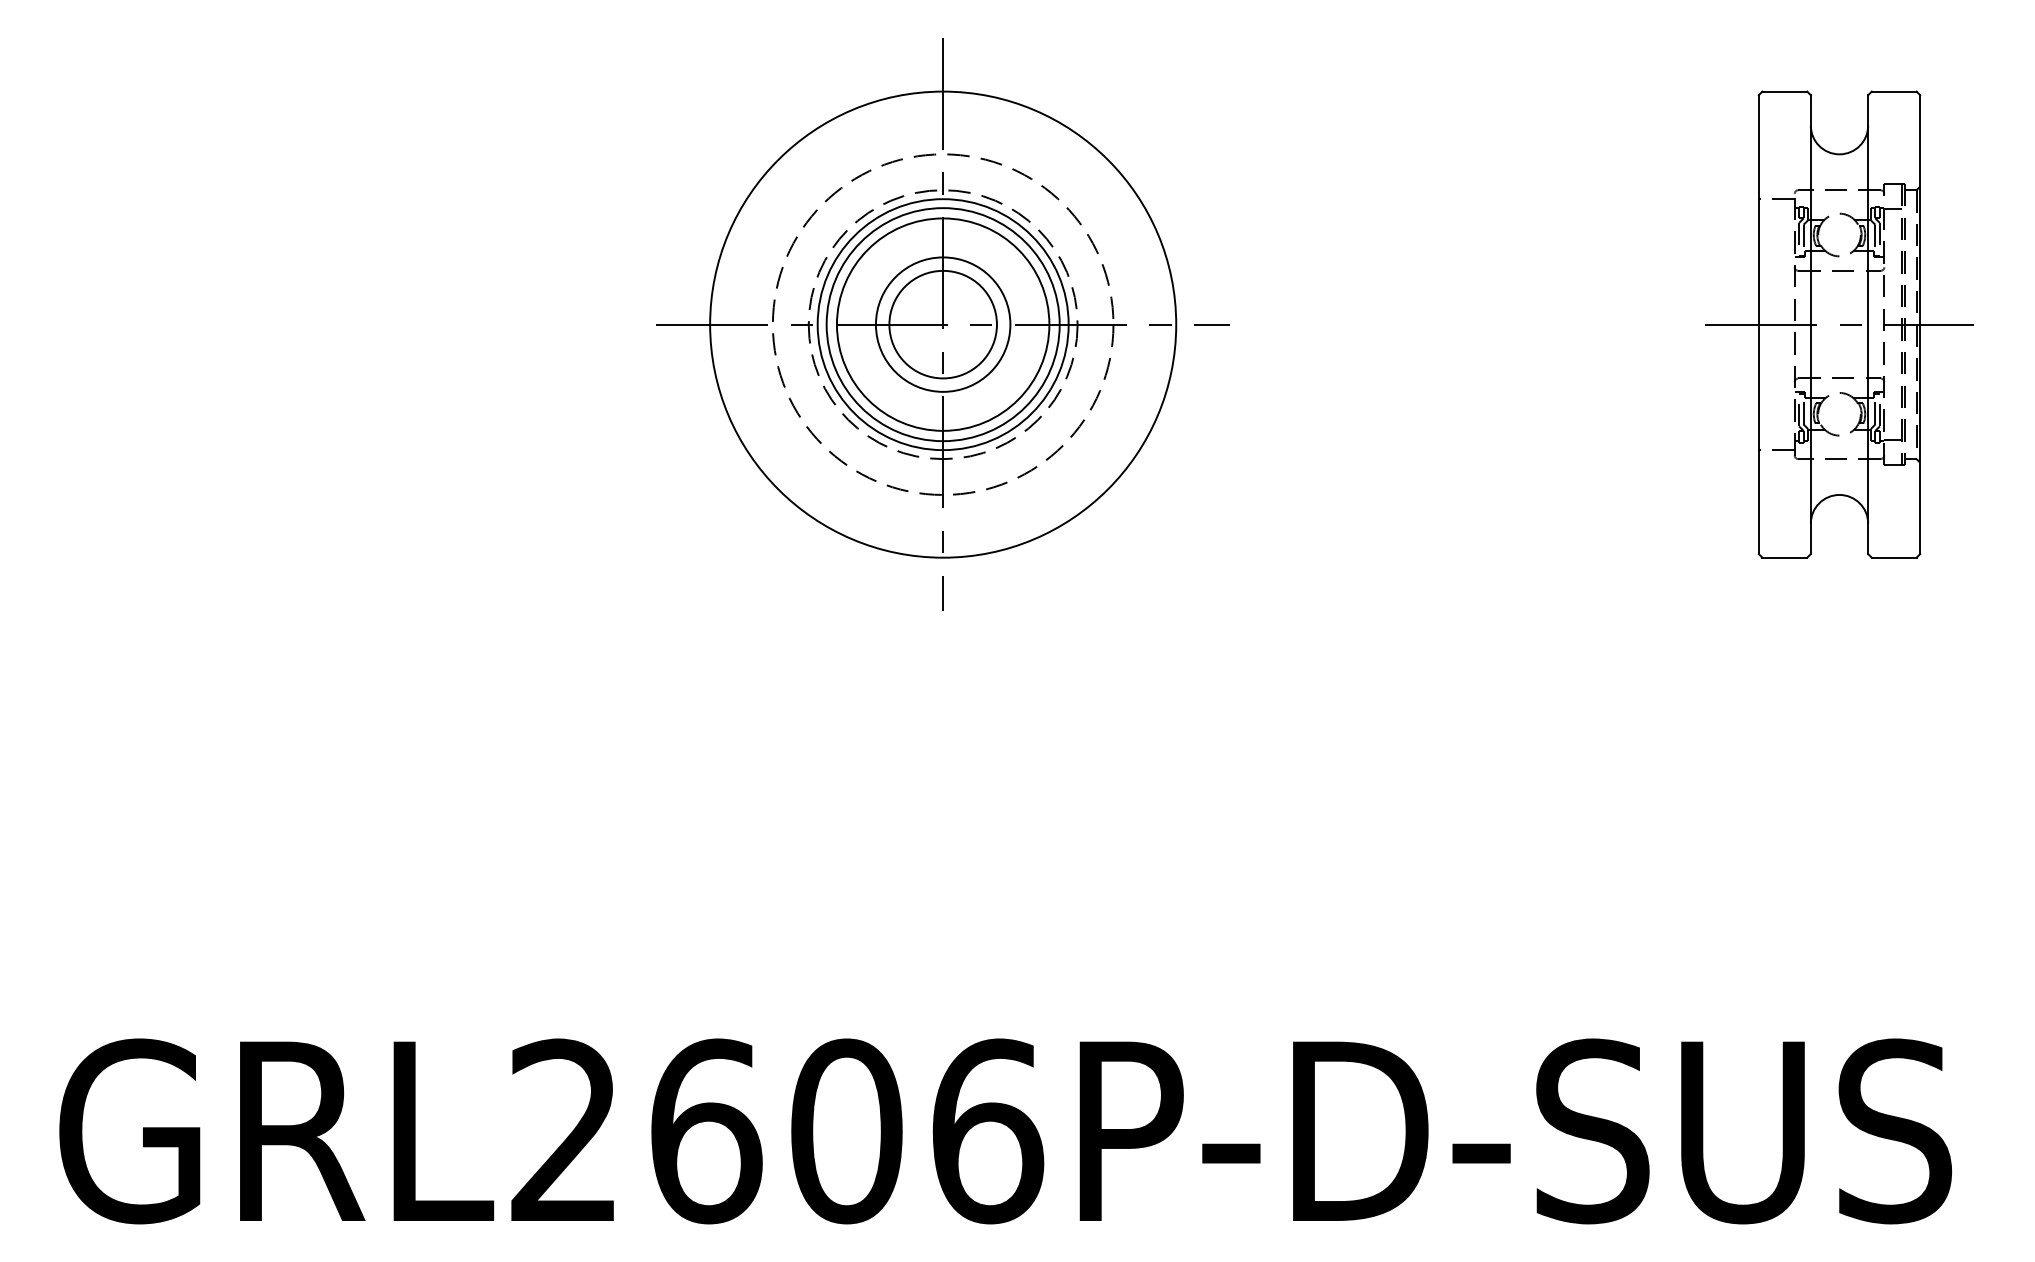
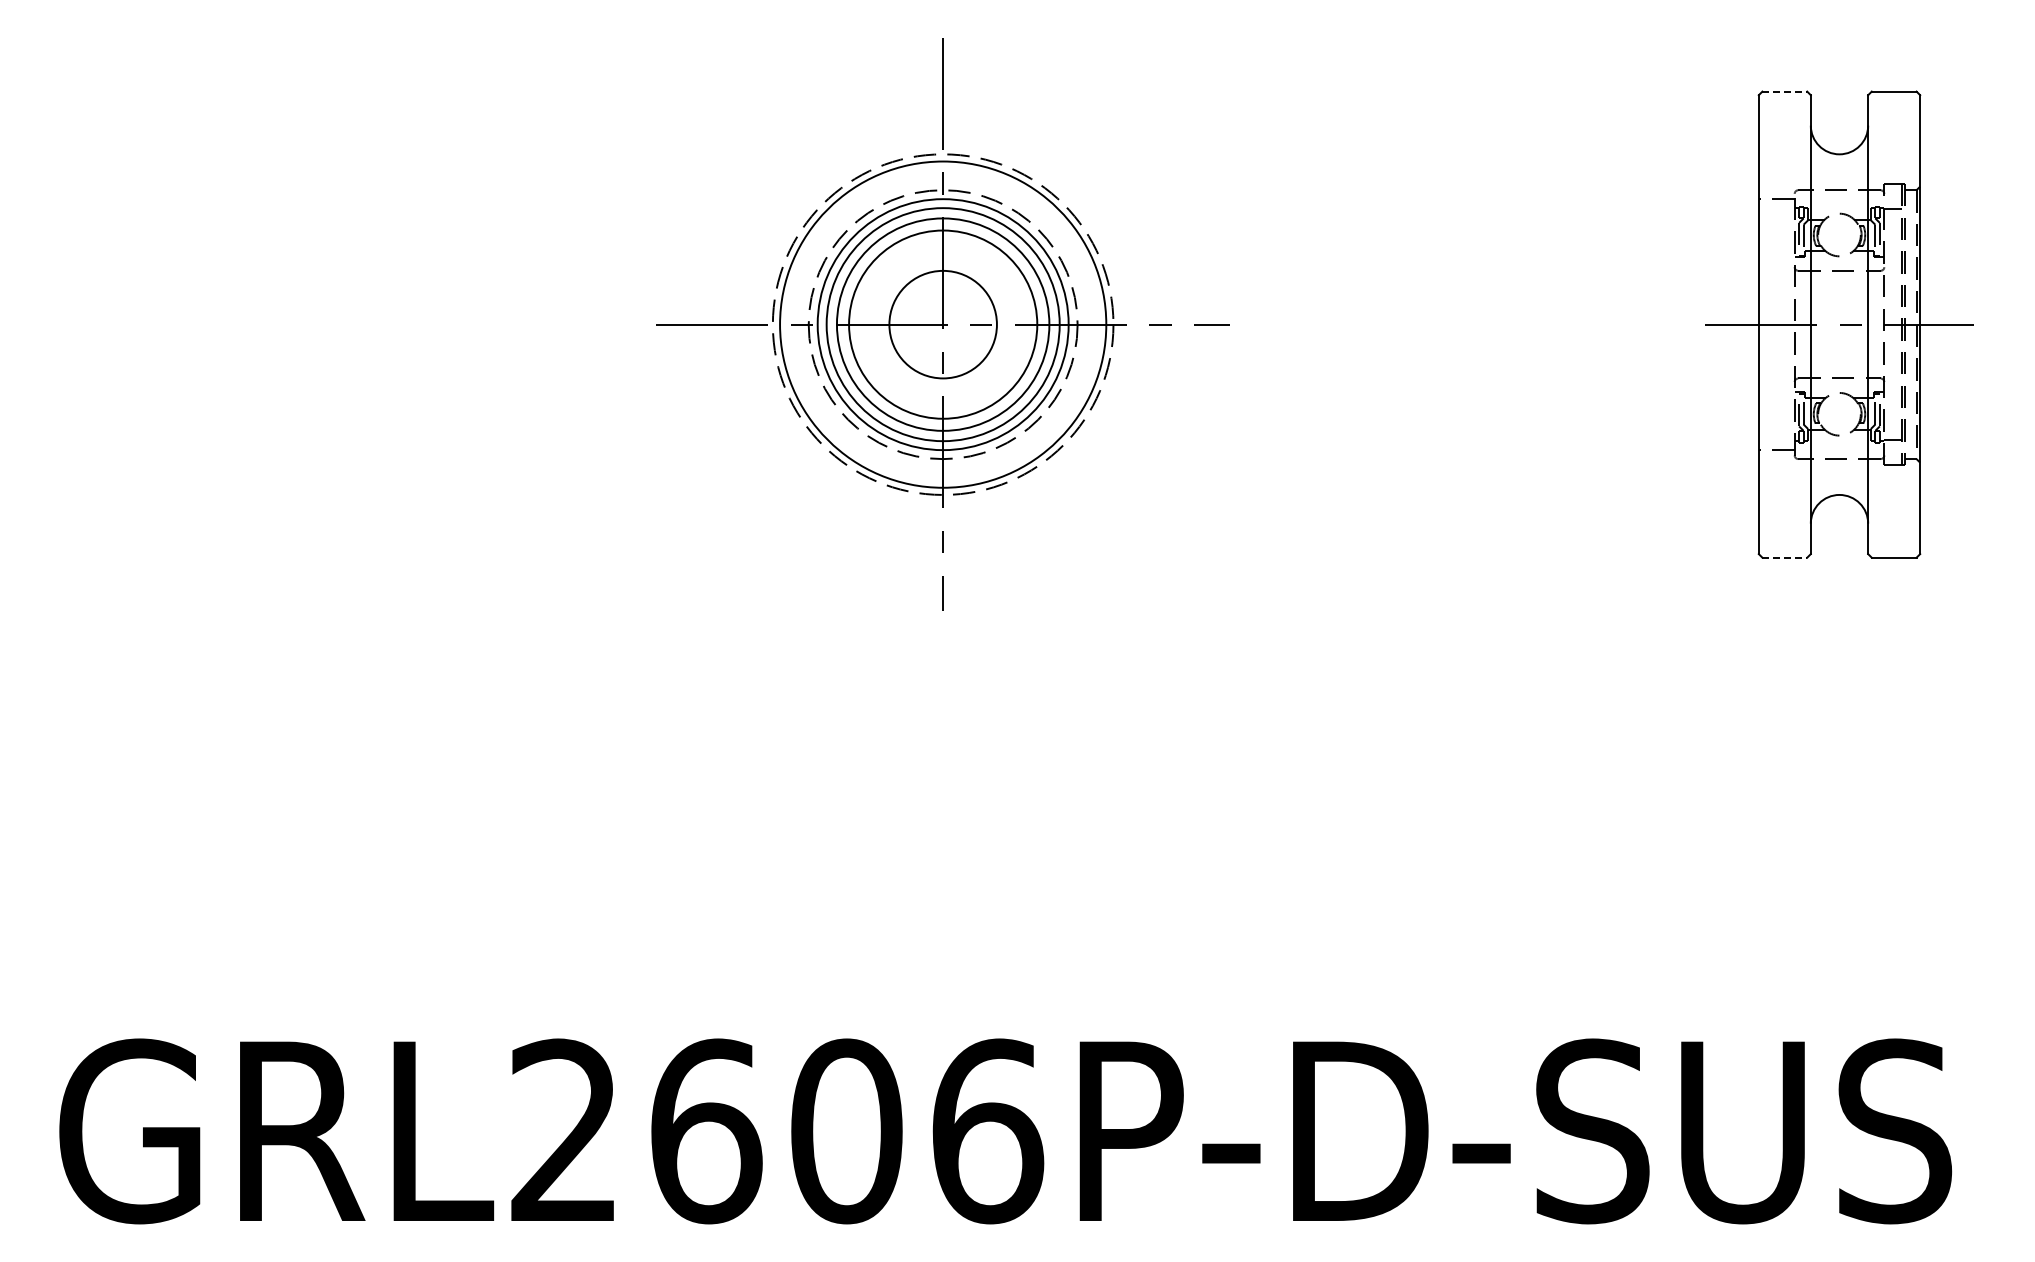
line: solid -> dashed (1785, 91)
circle diameter: 134 px -> 188 px (943, 324)
circle diameter: 466 px -> 326 px (943, 324)
line: solid -> dashed (1785, 557)
